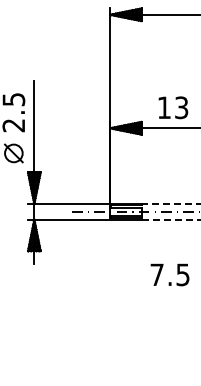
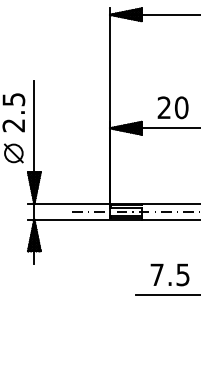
text: 13 -> 20 (172, 107)
line: dashed -> solid (170, 203)
line: dashed -> solid (171, 219)
line: none -> present (166, 295)
